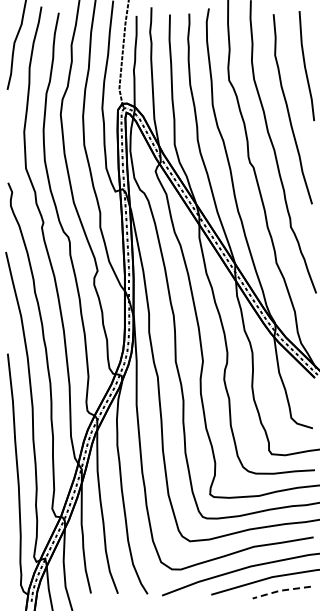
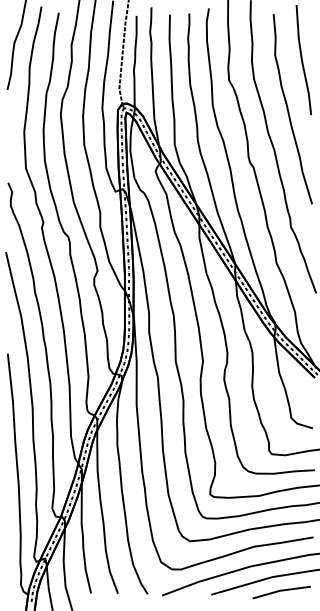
line position: (305, 66) -> (302, 60) (302, 60)
line: dashed -> solid (280, 590)
